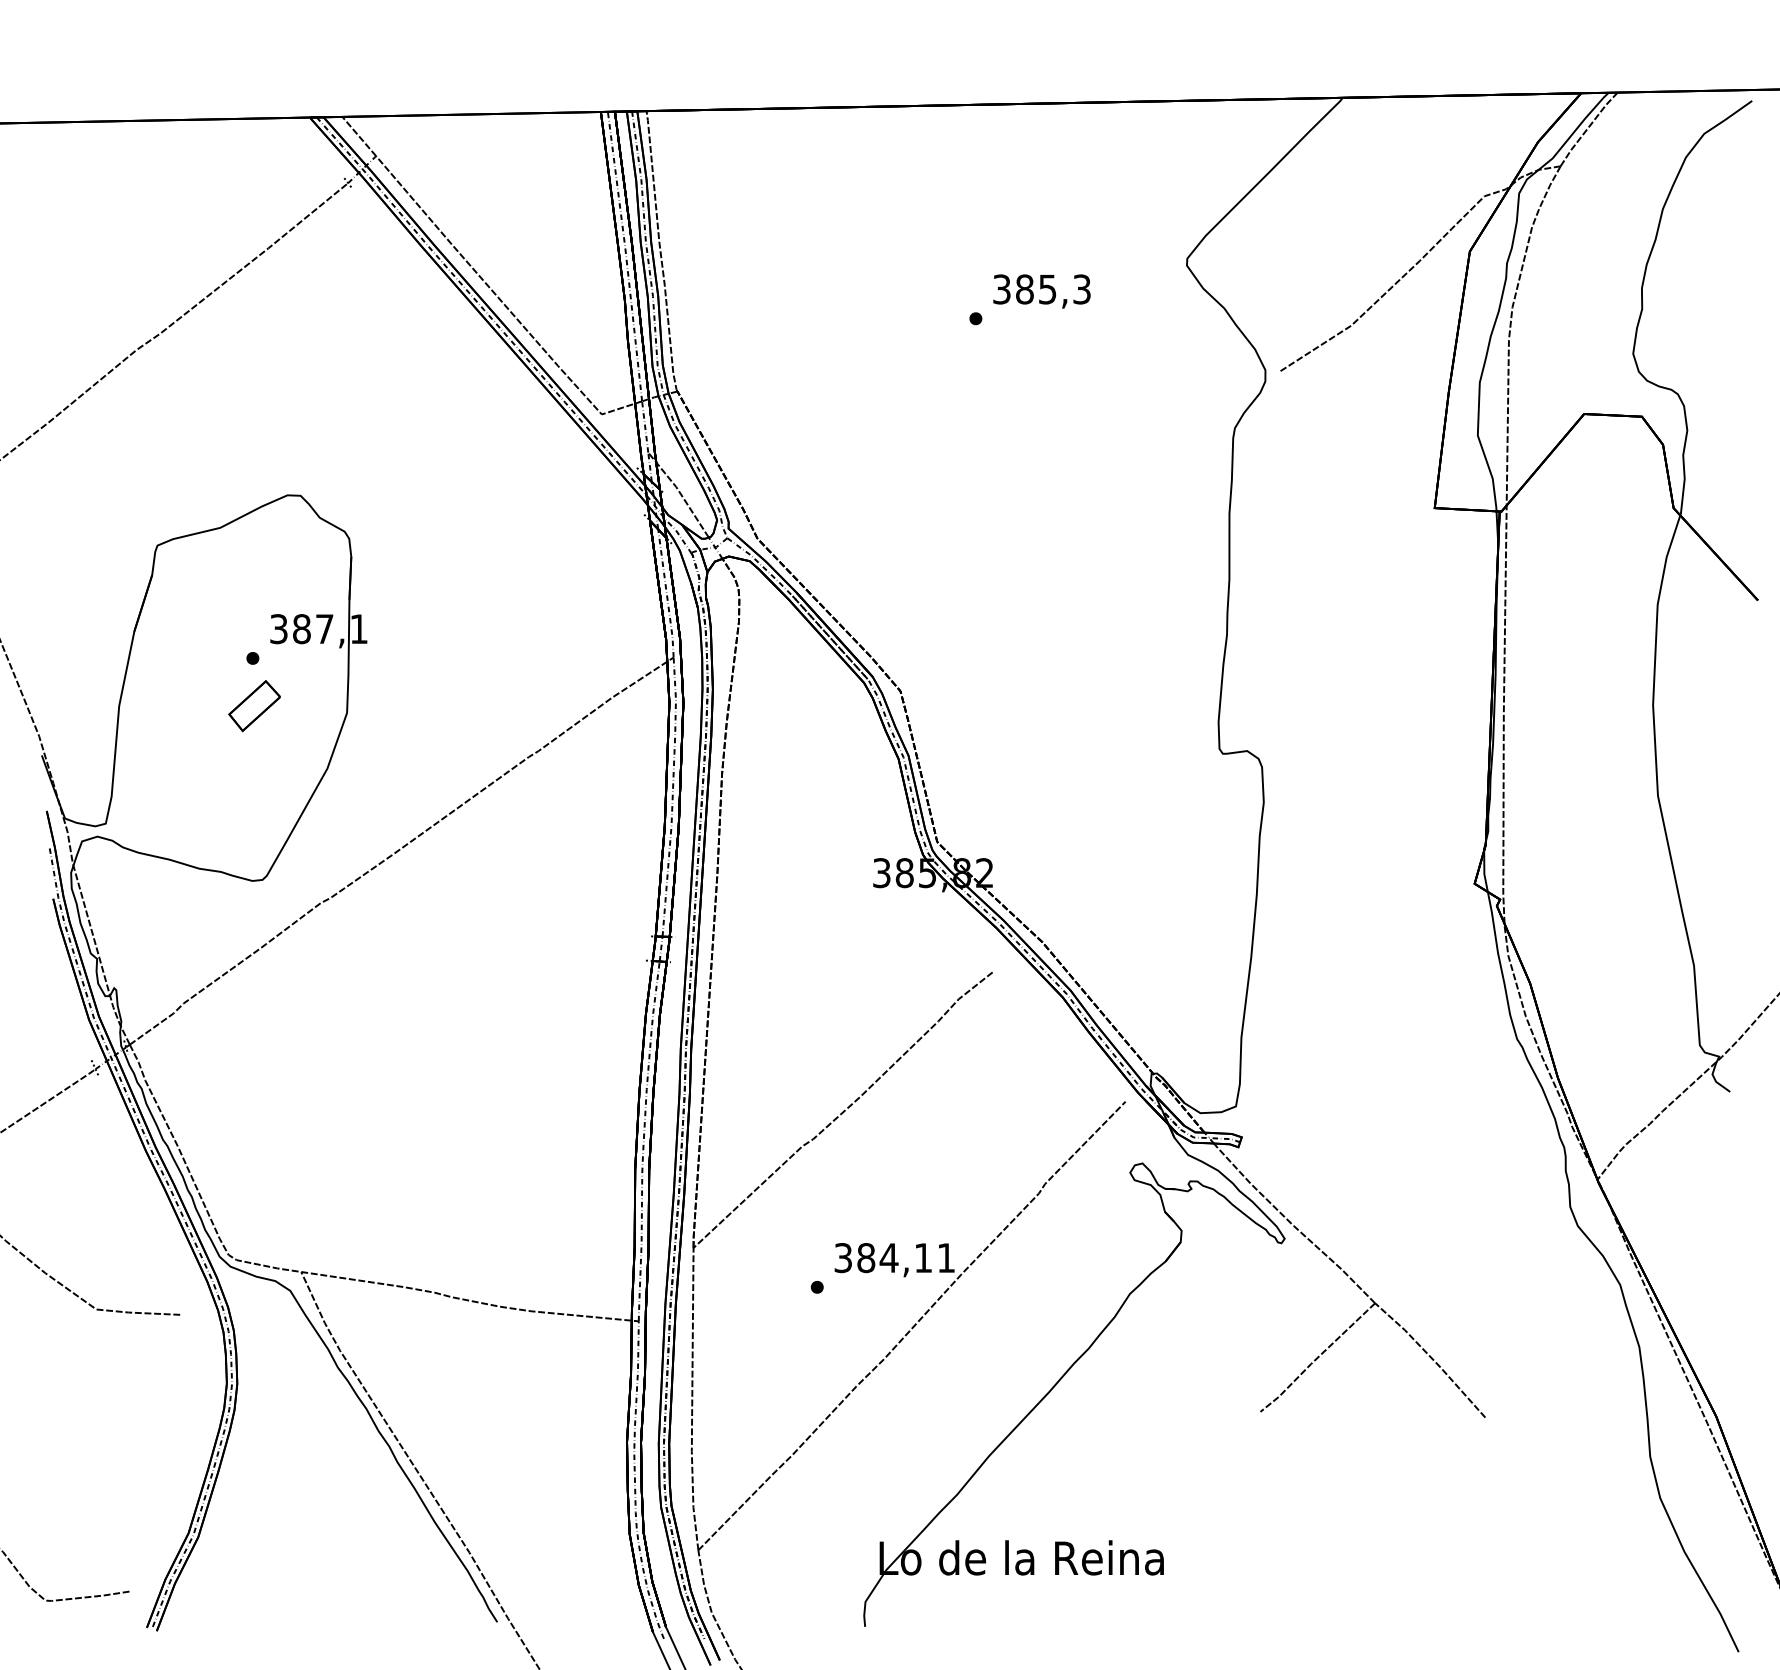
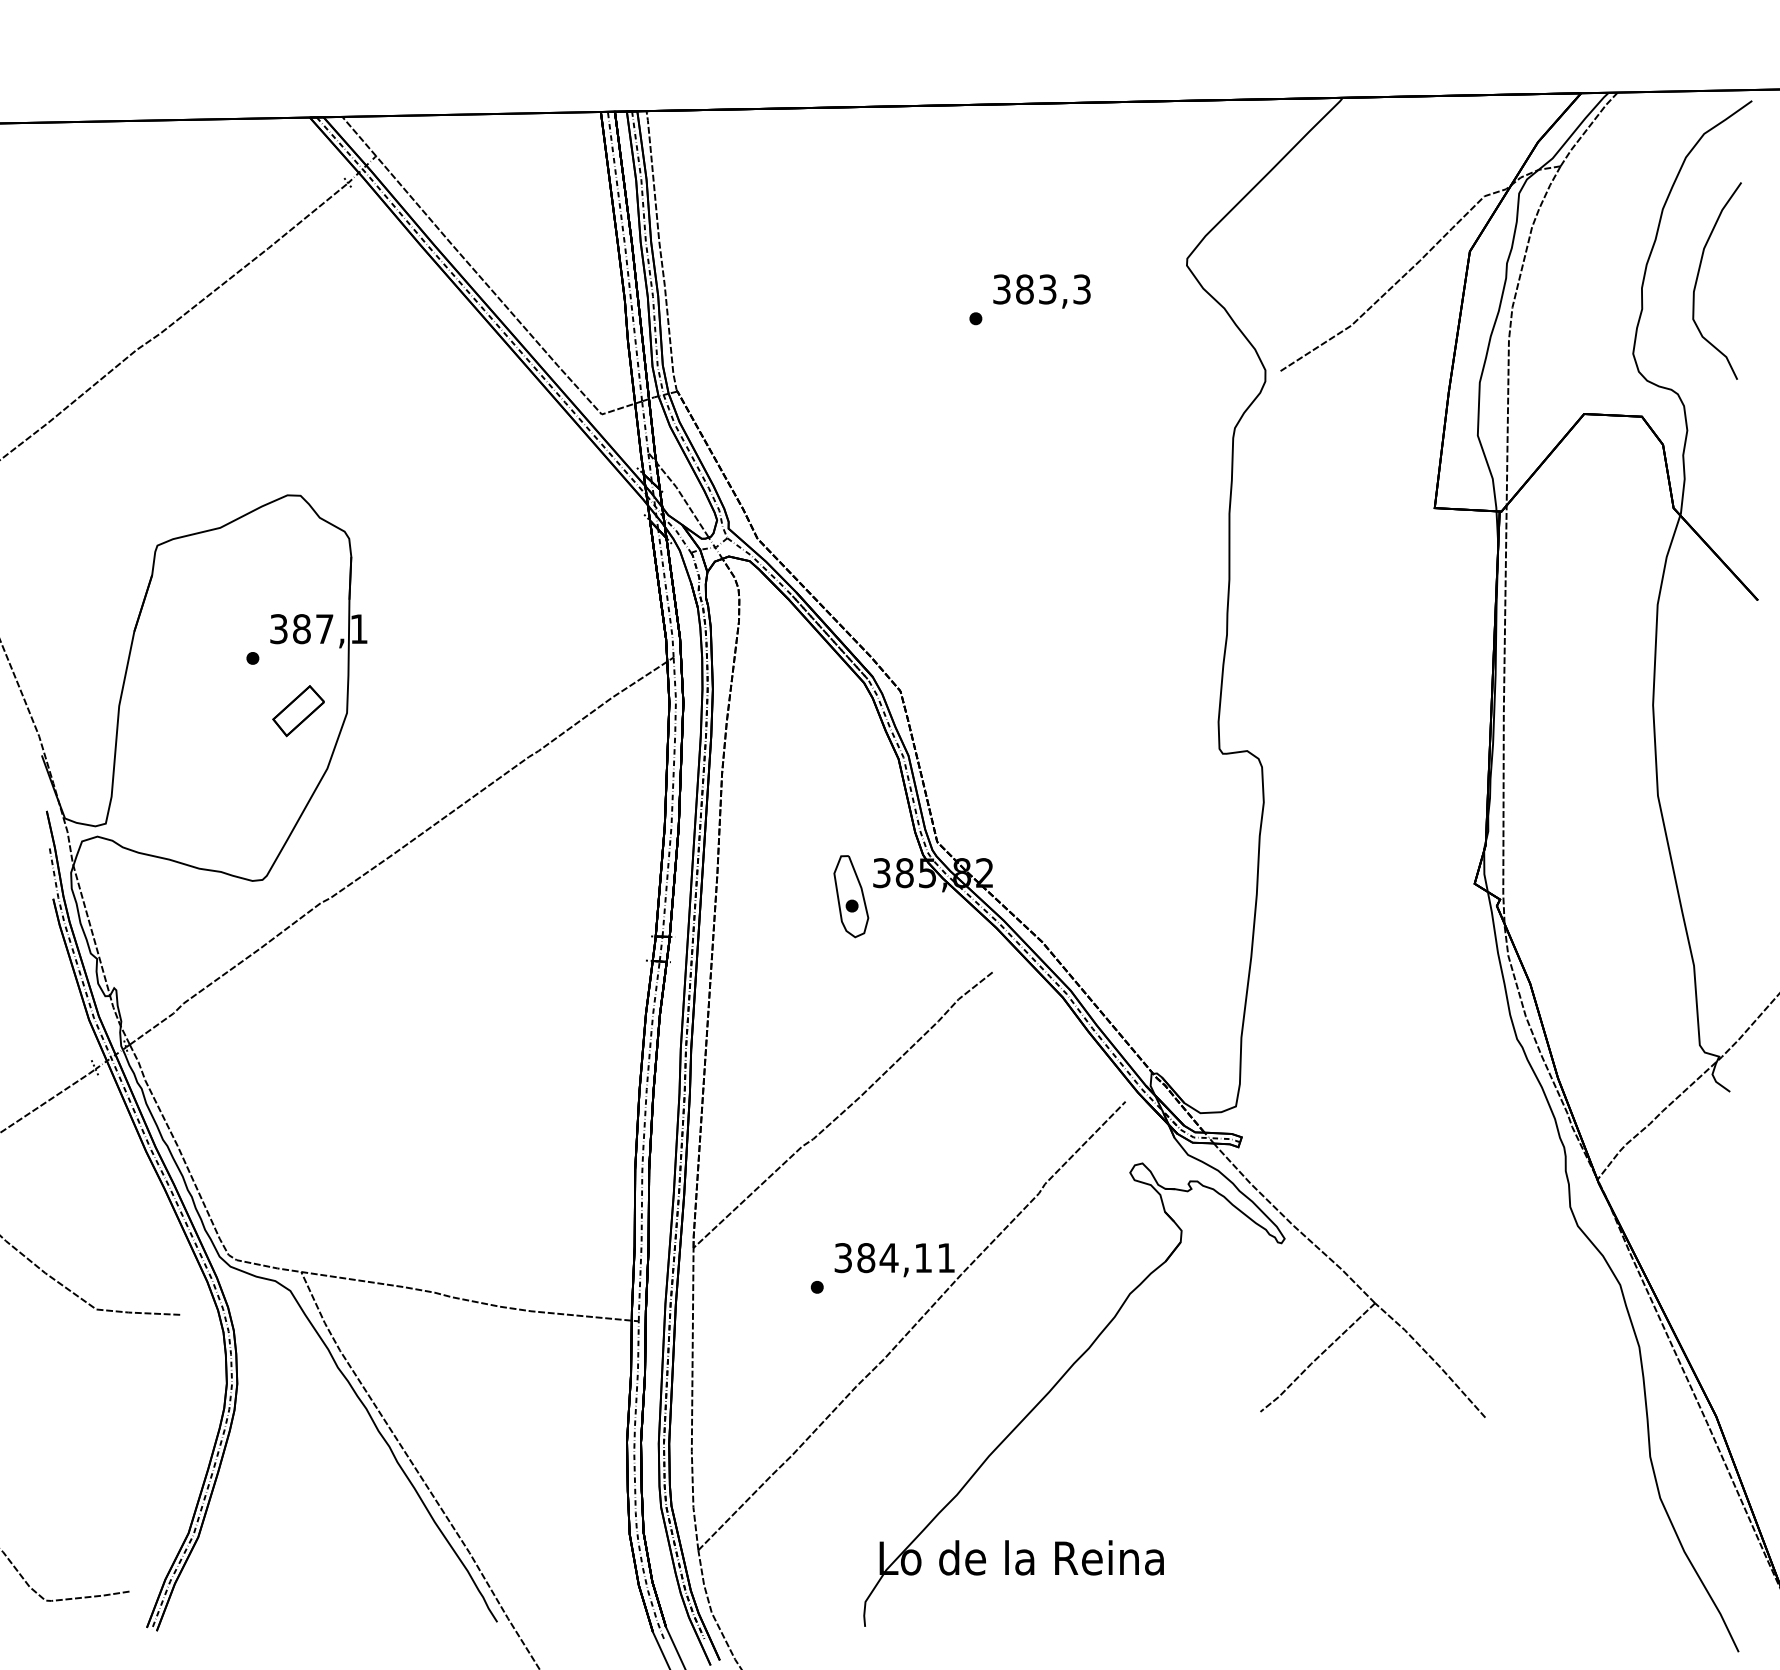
curve: none -> present (1698, 277)
text: 385,3 -> 383,3 (1047, 288)
part position: (254, 706) -> (298, 711) (298, 711)
part: none -> present (851, 896)
